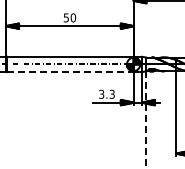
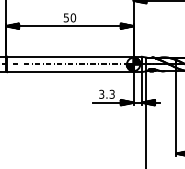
line: dashed -> solid (70, 72)
line: dashed -> solid (146, 120)
